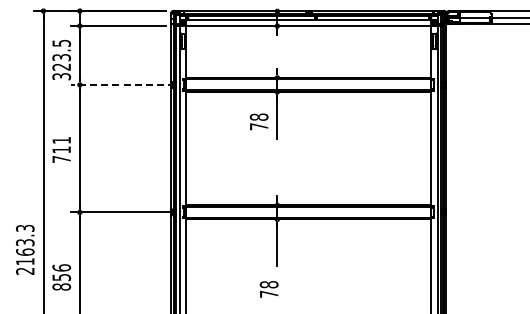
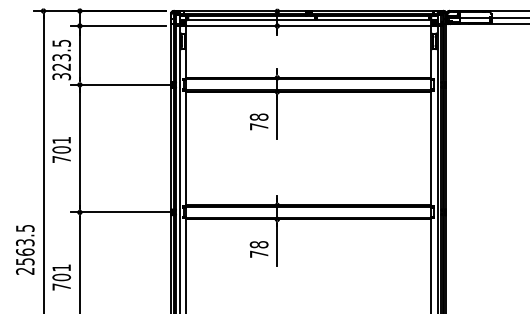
line: dashed -> solid (122, 84)
text: 711 -> 701 (61, 149)
text: 2163.3 -> 2563.5 (25, 244)
text: 856 -> 701 (61, 277)
text position: (268, 289) -> (258, 249) (258, 249)
